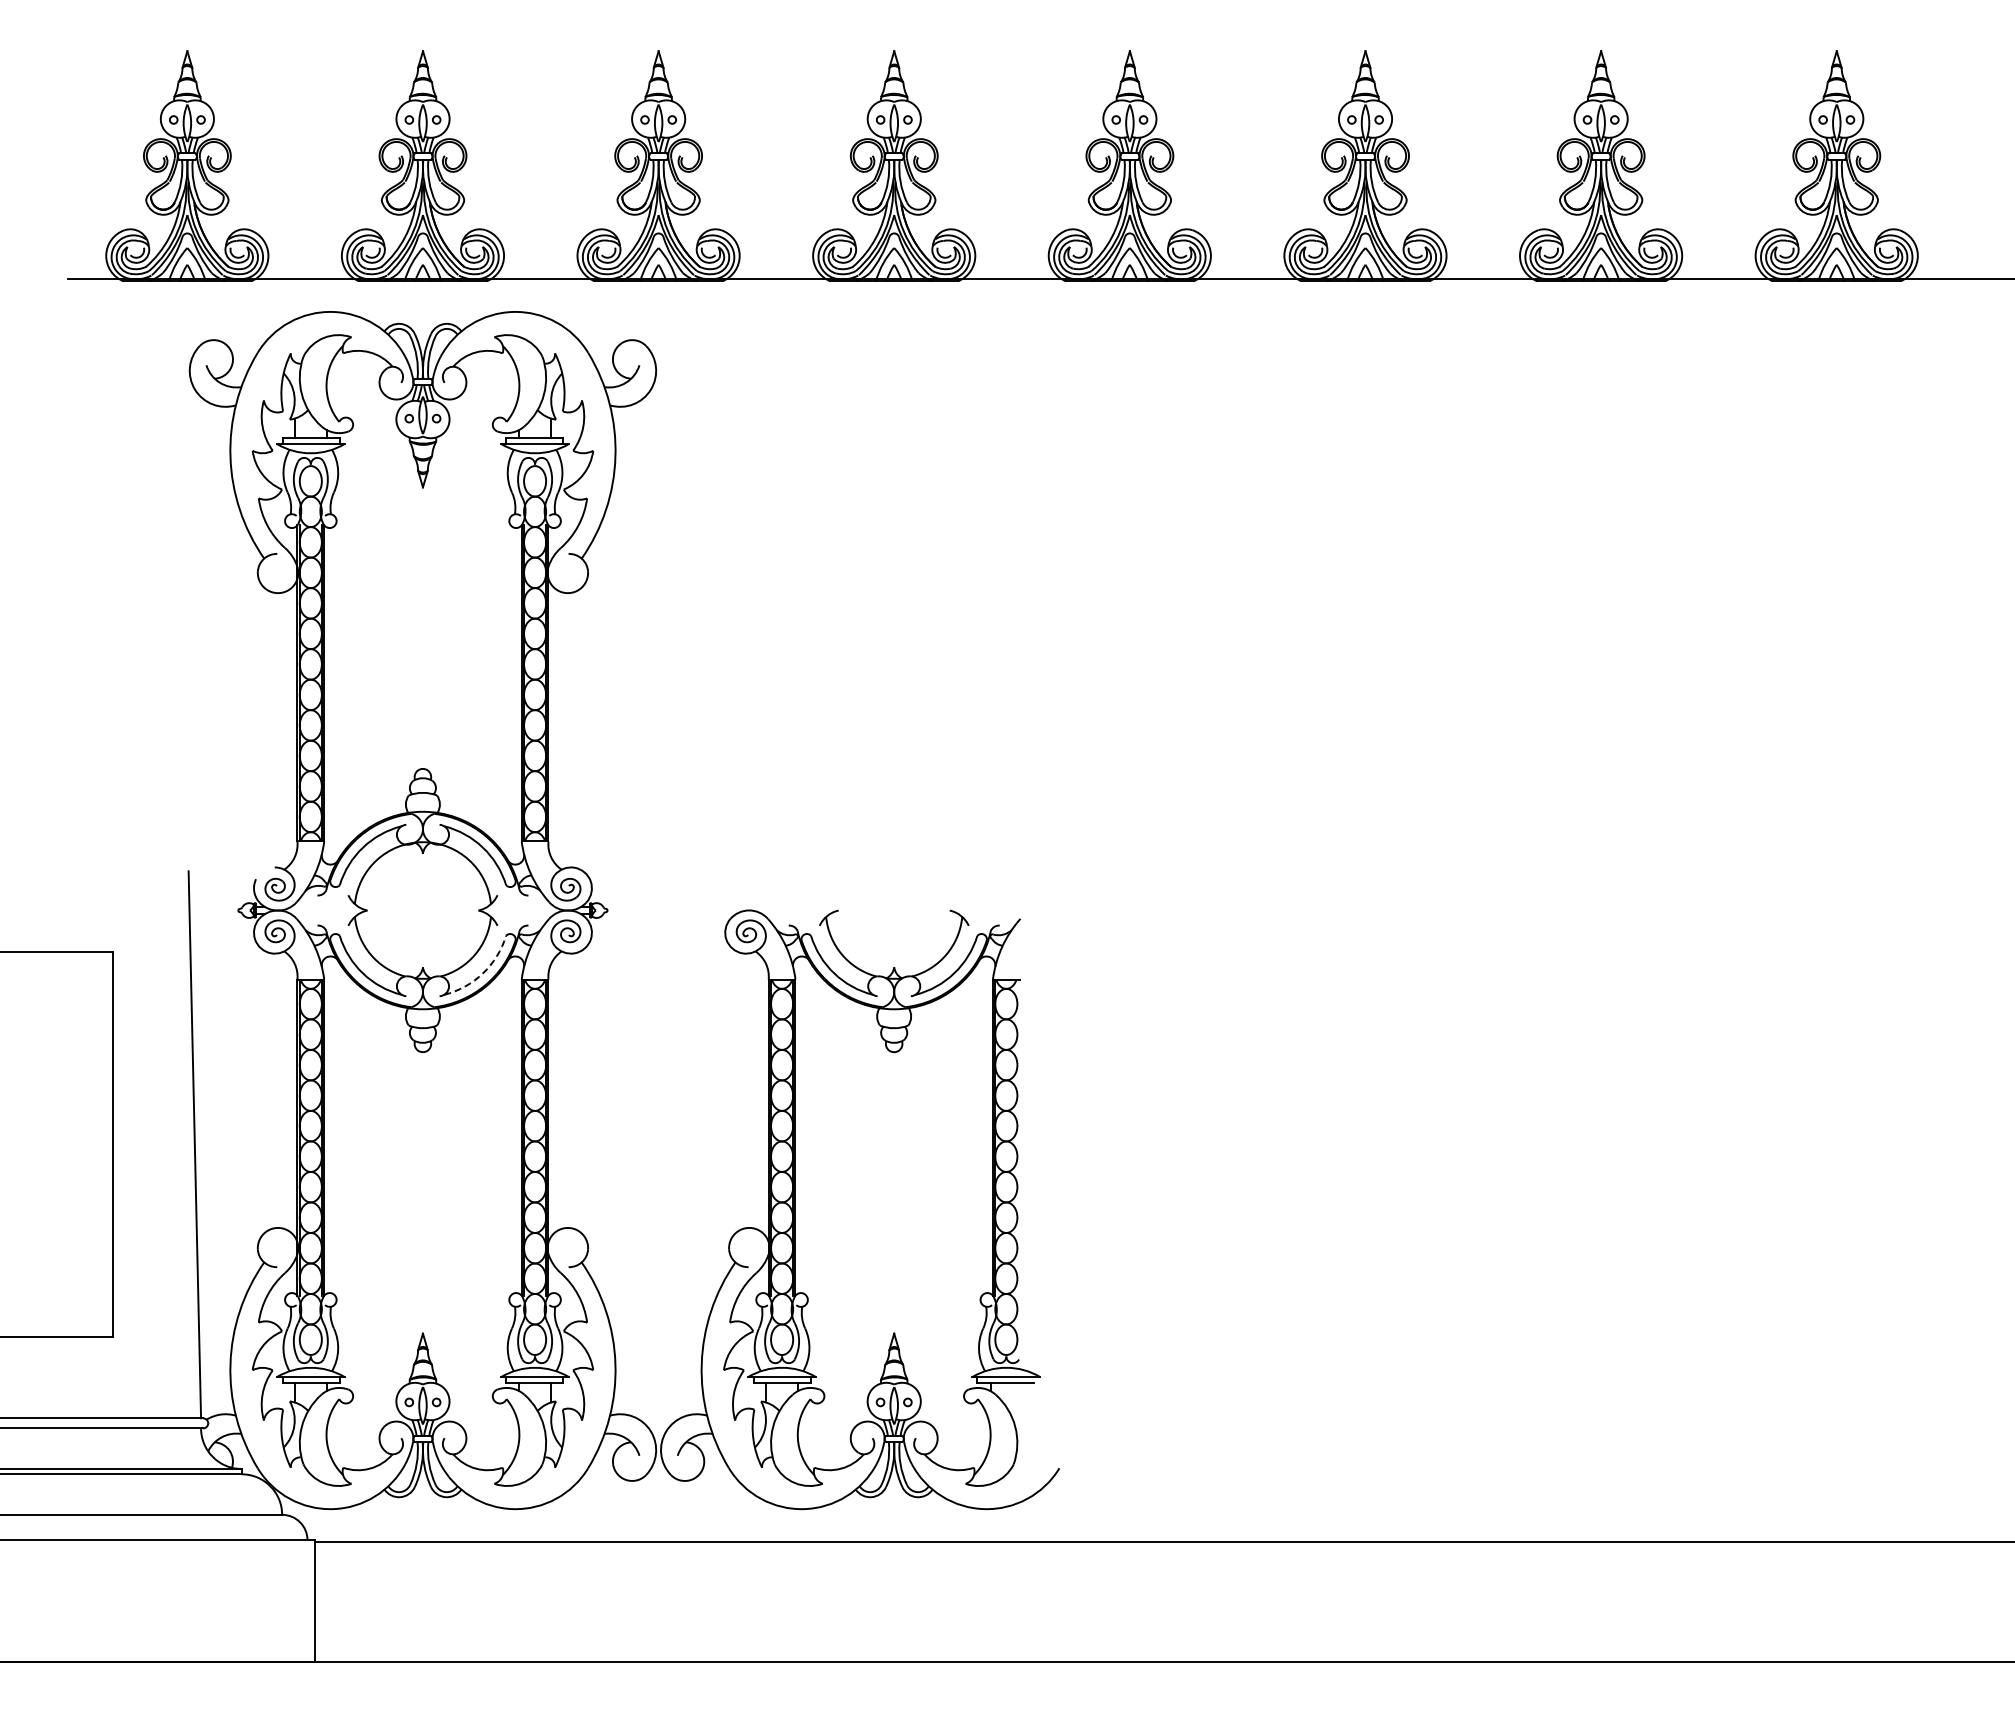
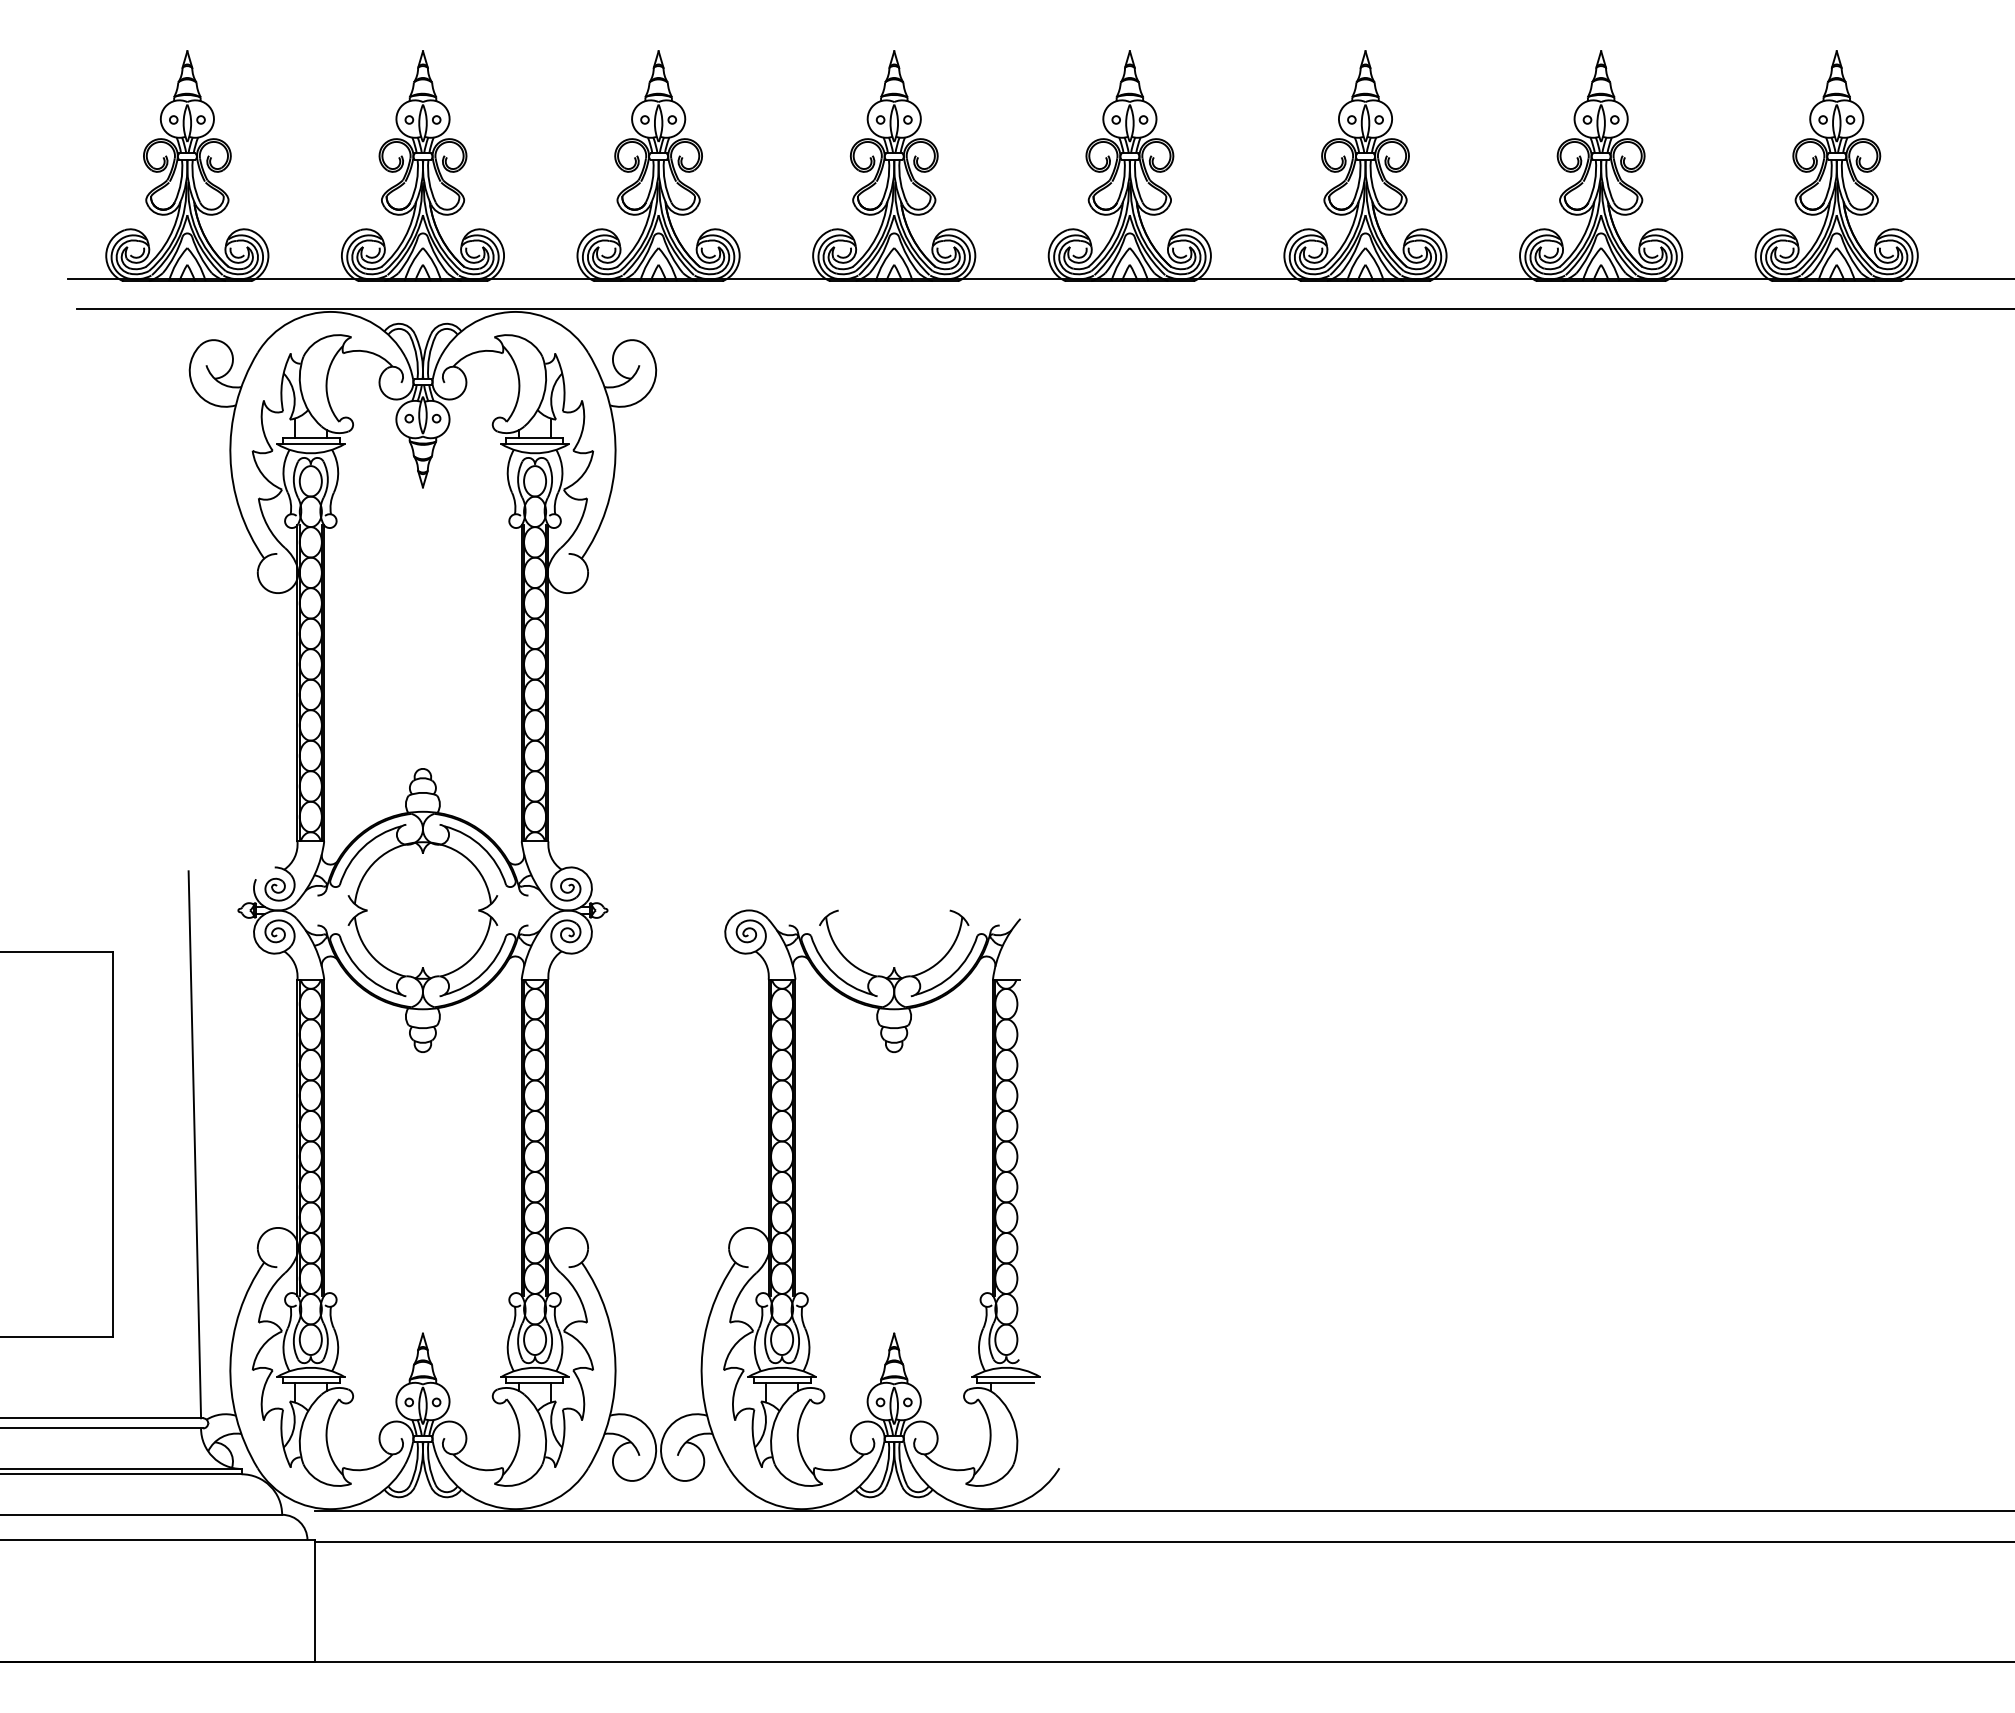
line: none -> present (1044, 308)
arc: dashed -> solid (482, 973)
line: none -> present (1163, 1511)
